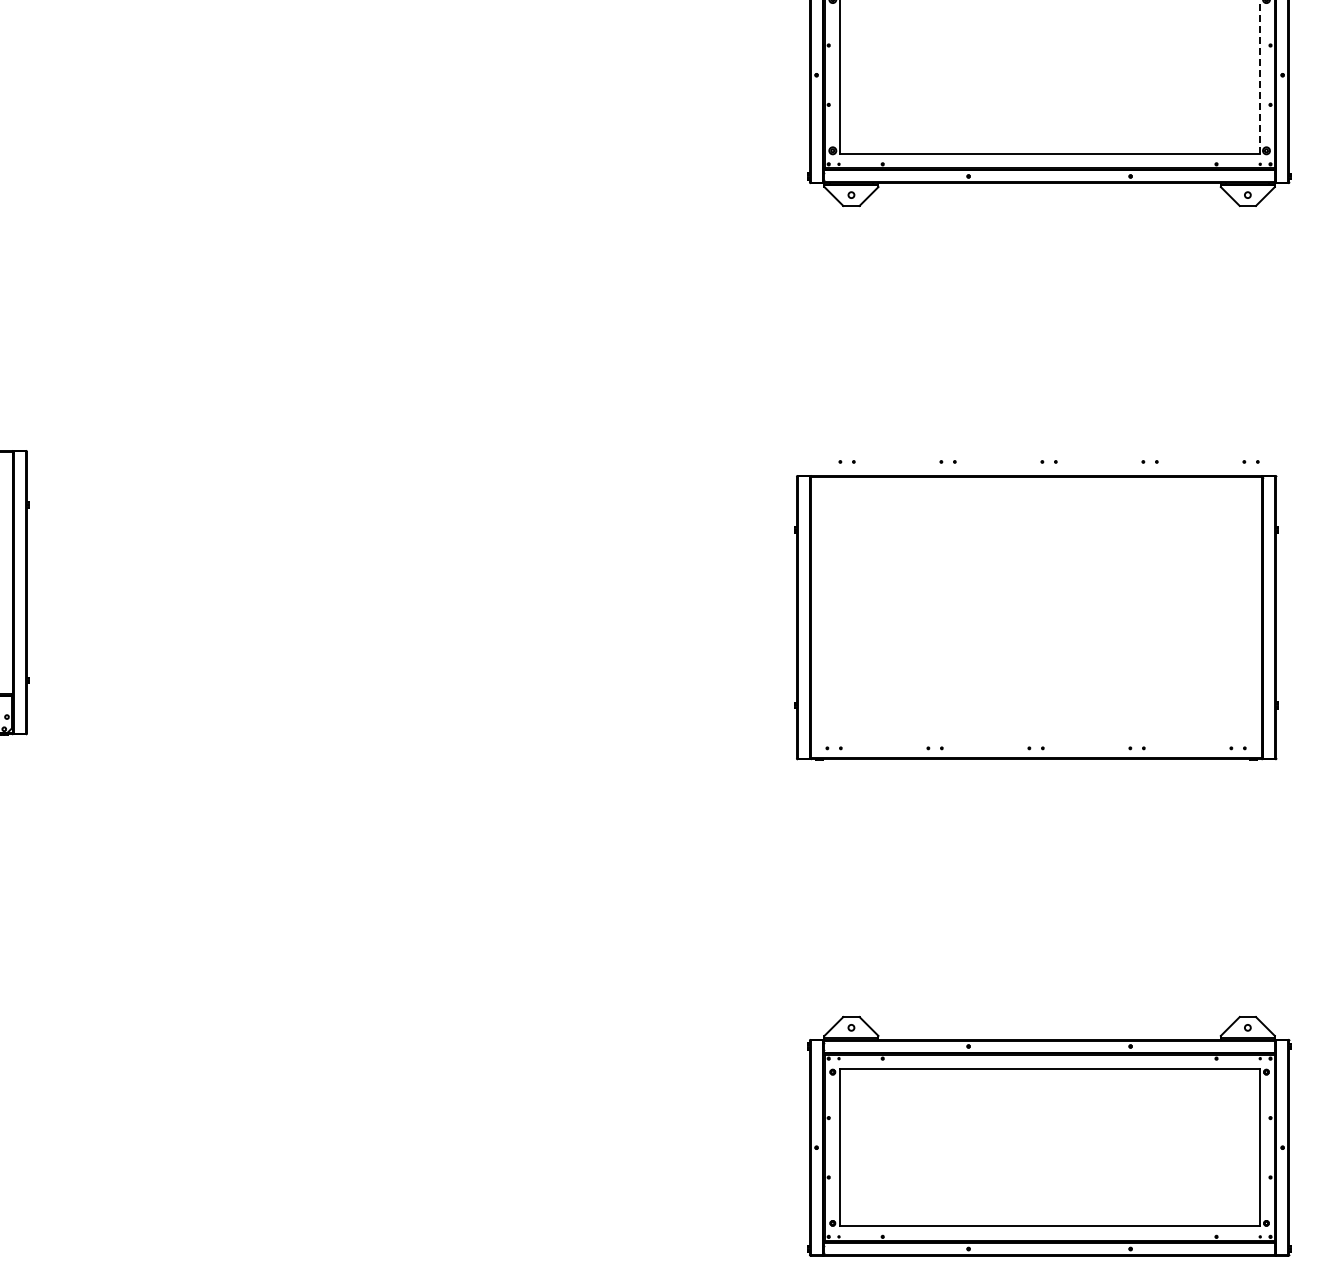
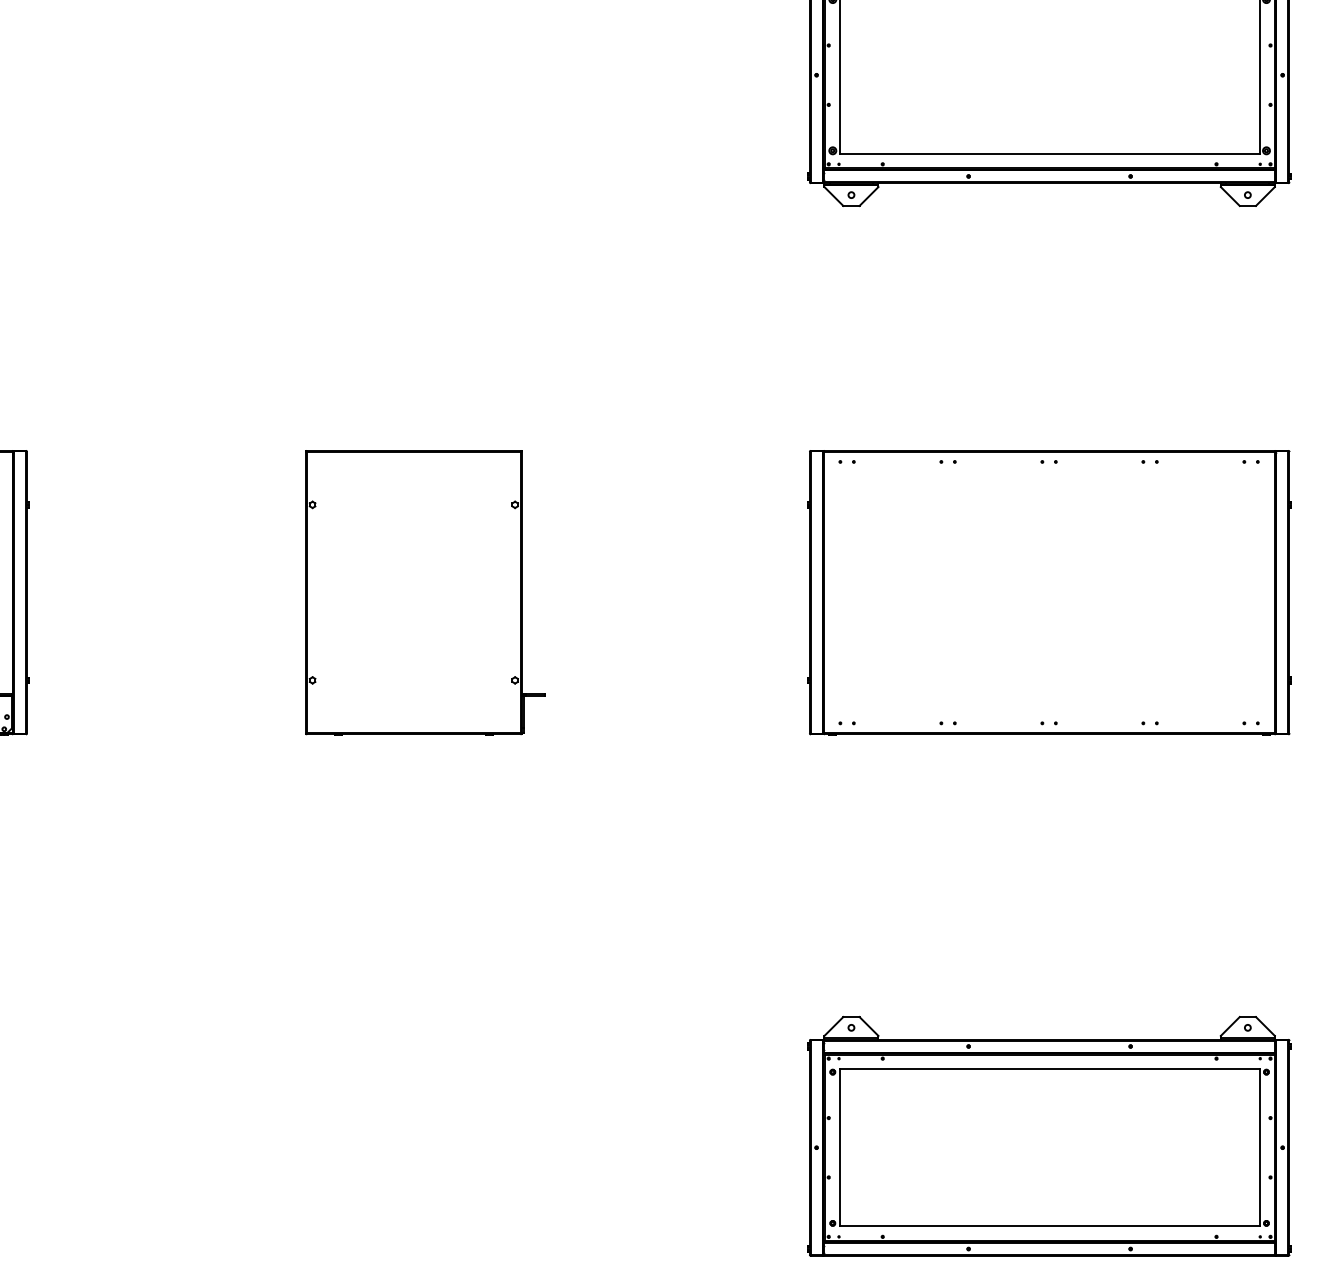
line: dashed -> solid (1259, 76)
part: none -> present (425, 592)
part position: (1036, 617) -> (1049, 592) (1049, 592)
